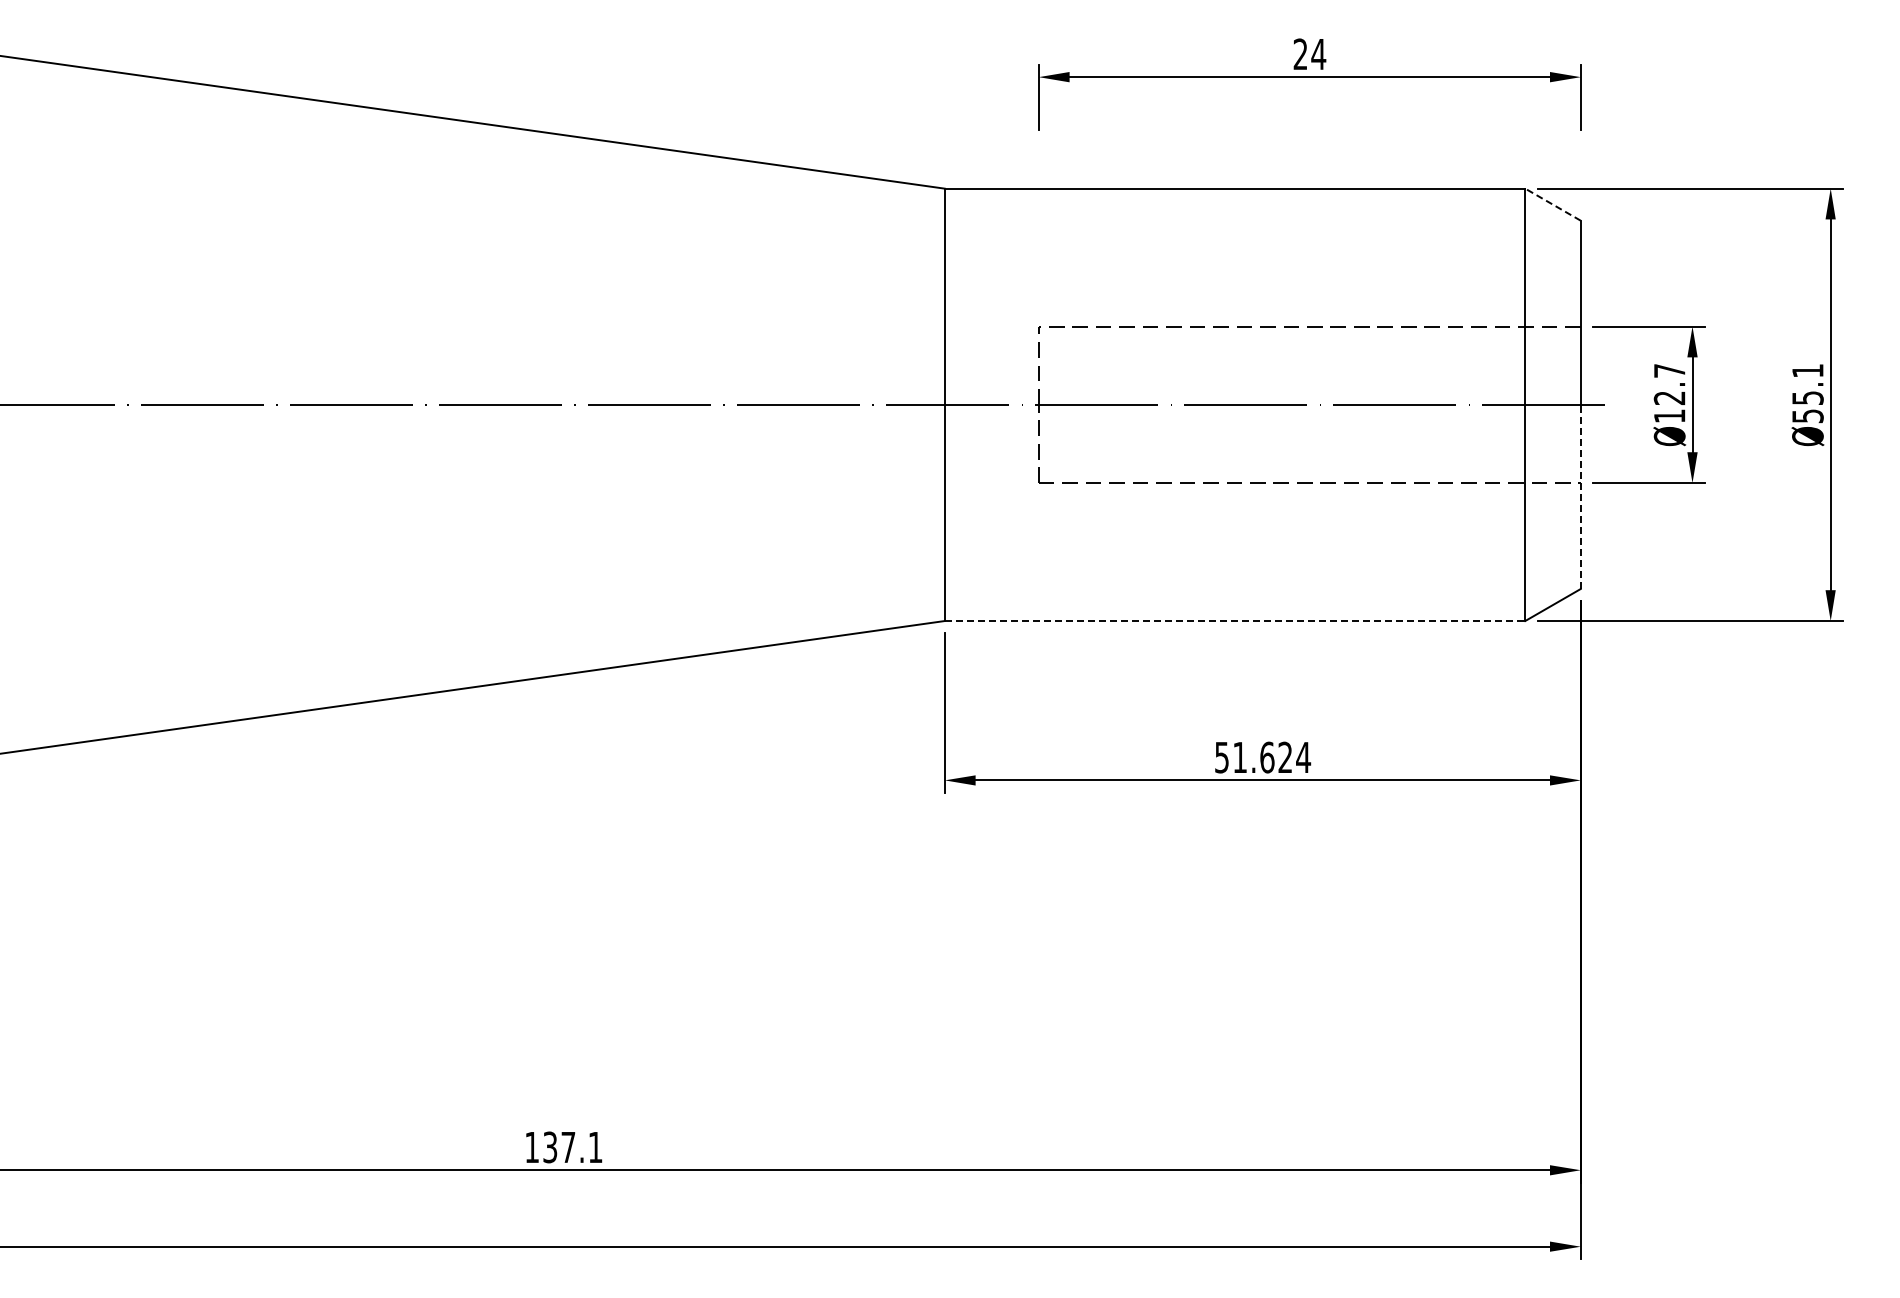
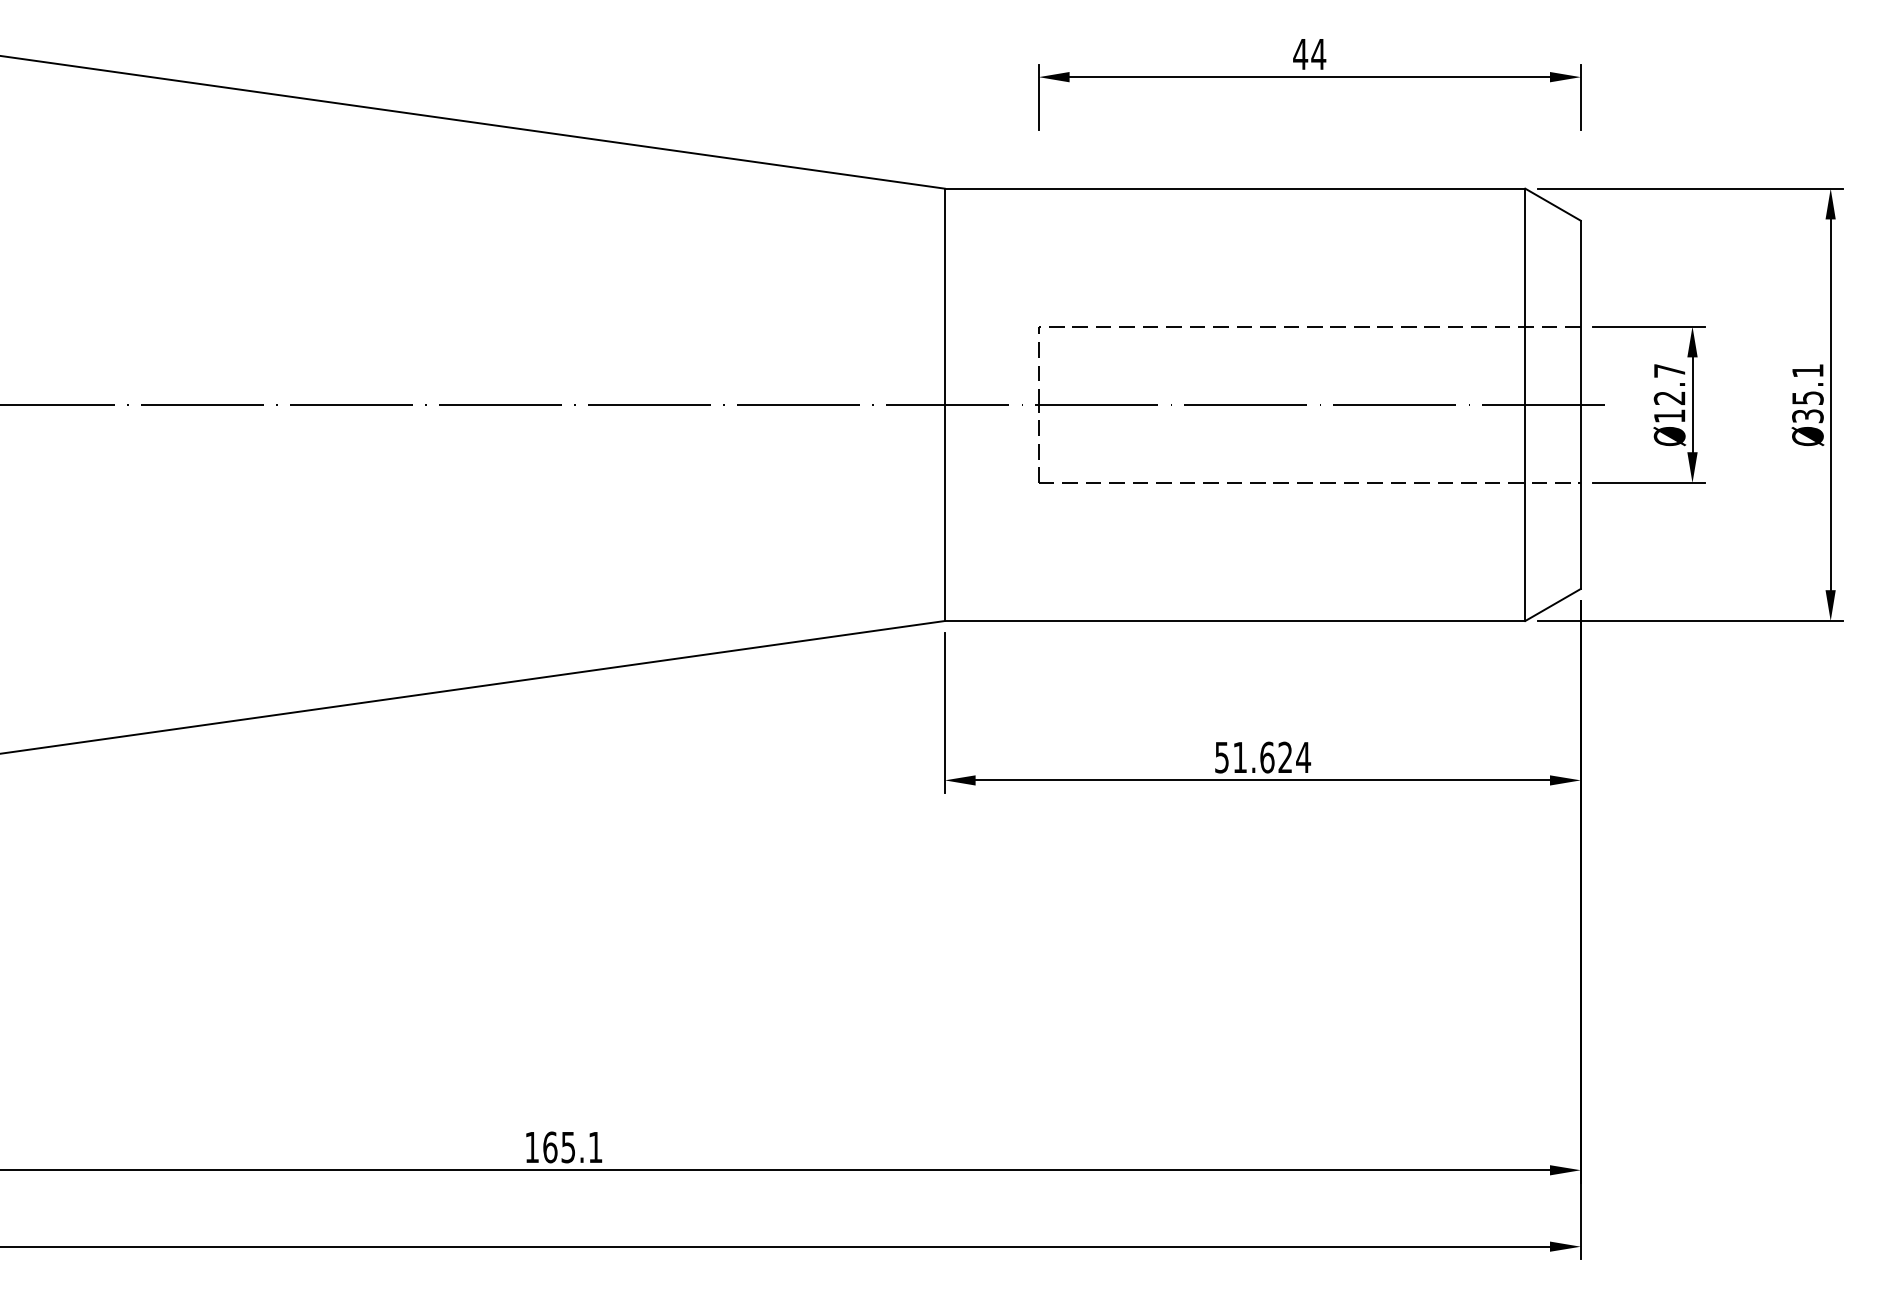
text: 24 -> 44 (1300, 53)
line: dashed -> solid (1552, 204)
text: Ø55.1 -> Ø35.1 (1807, 415)
line: dashed -> solid (1580, 496)
line: dashed -> solid (1235, 621)
text: 137.1 -> 165.1 (559, 1147)
